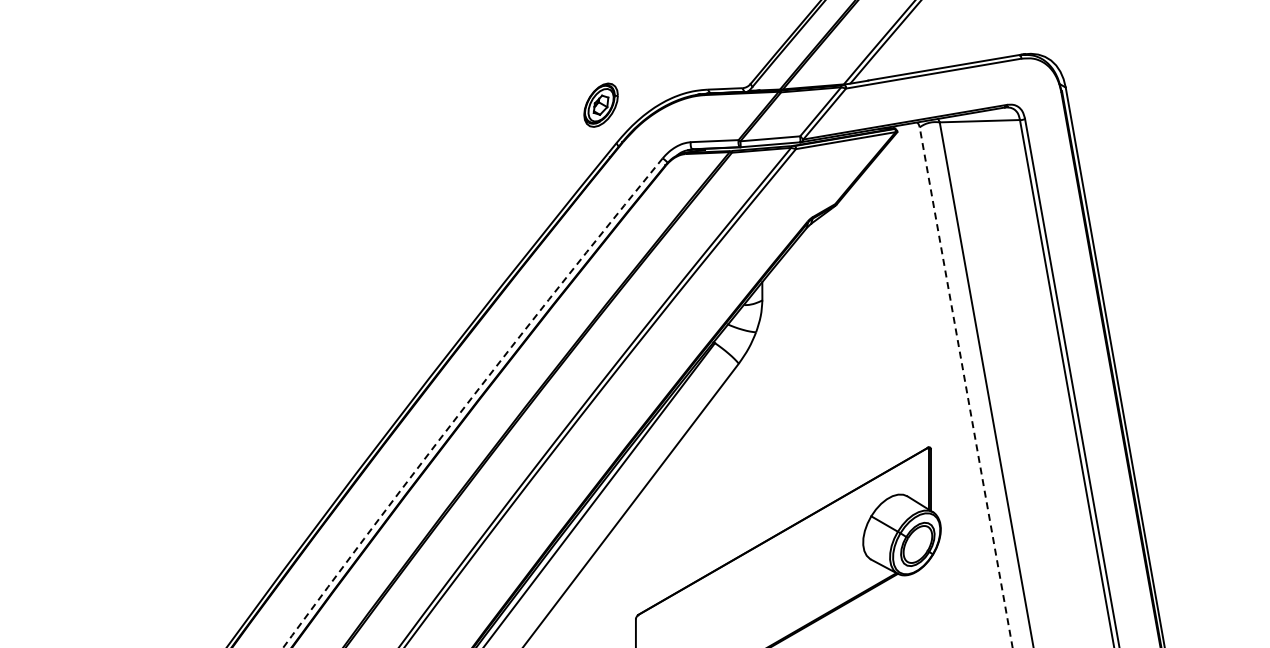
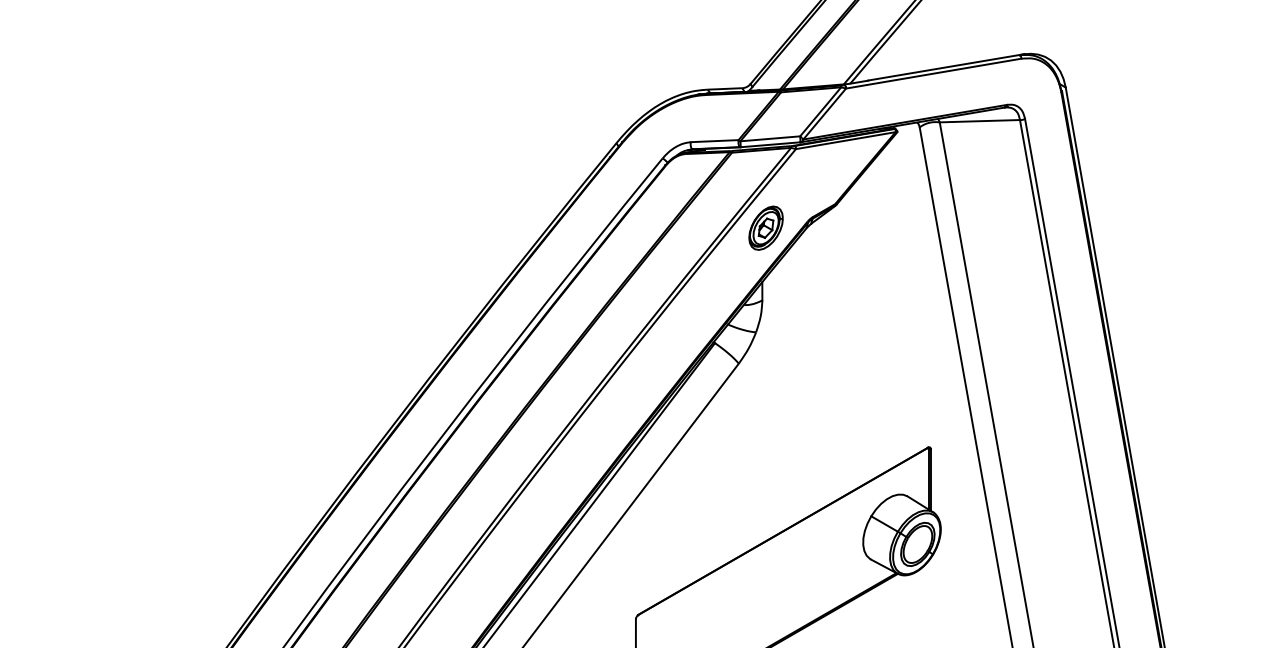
part position: (600, 104) -> (765, 227) (765, 227)
line: dashed -> solid (966, 387)
arc: dashed -> solid (469, 401)
